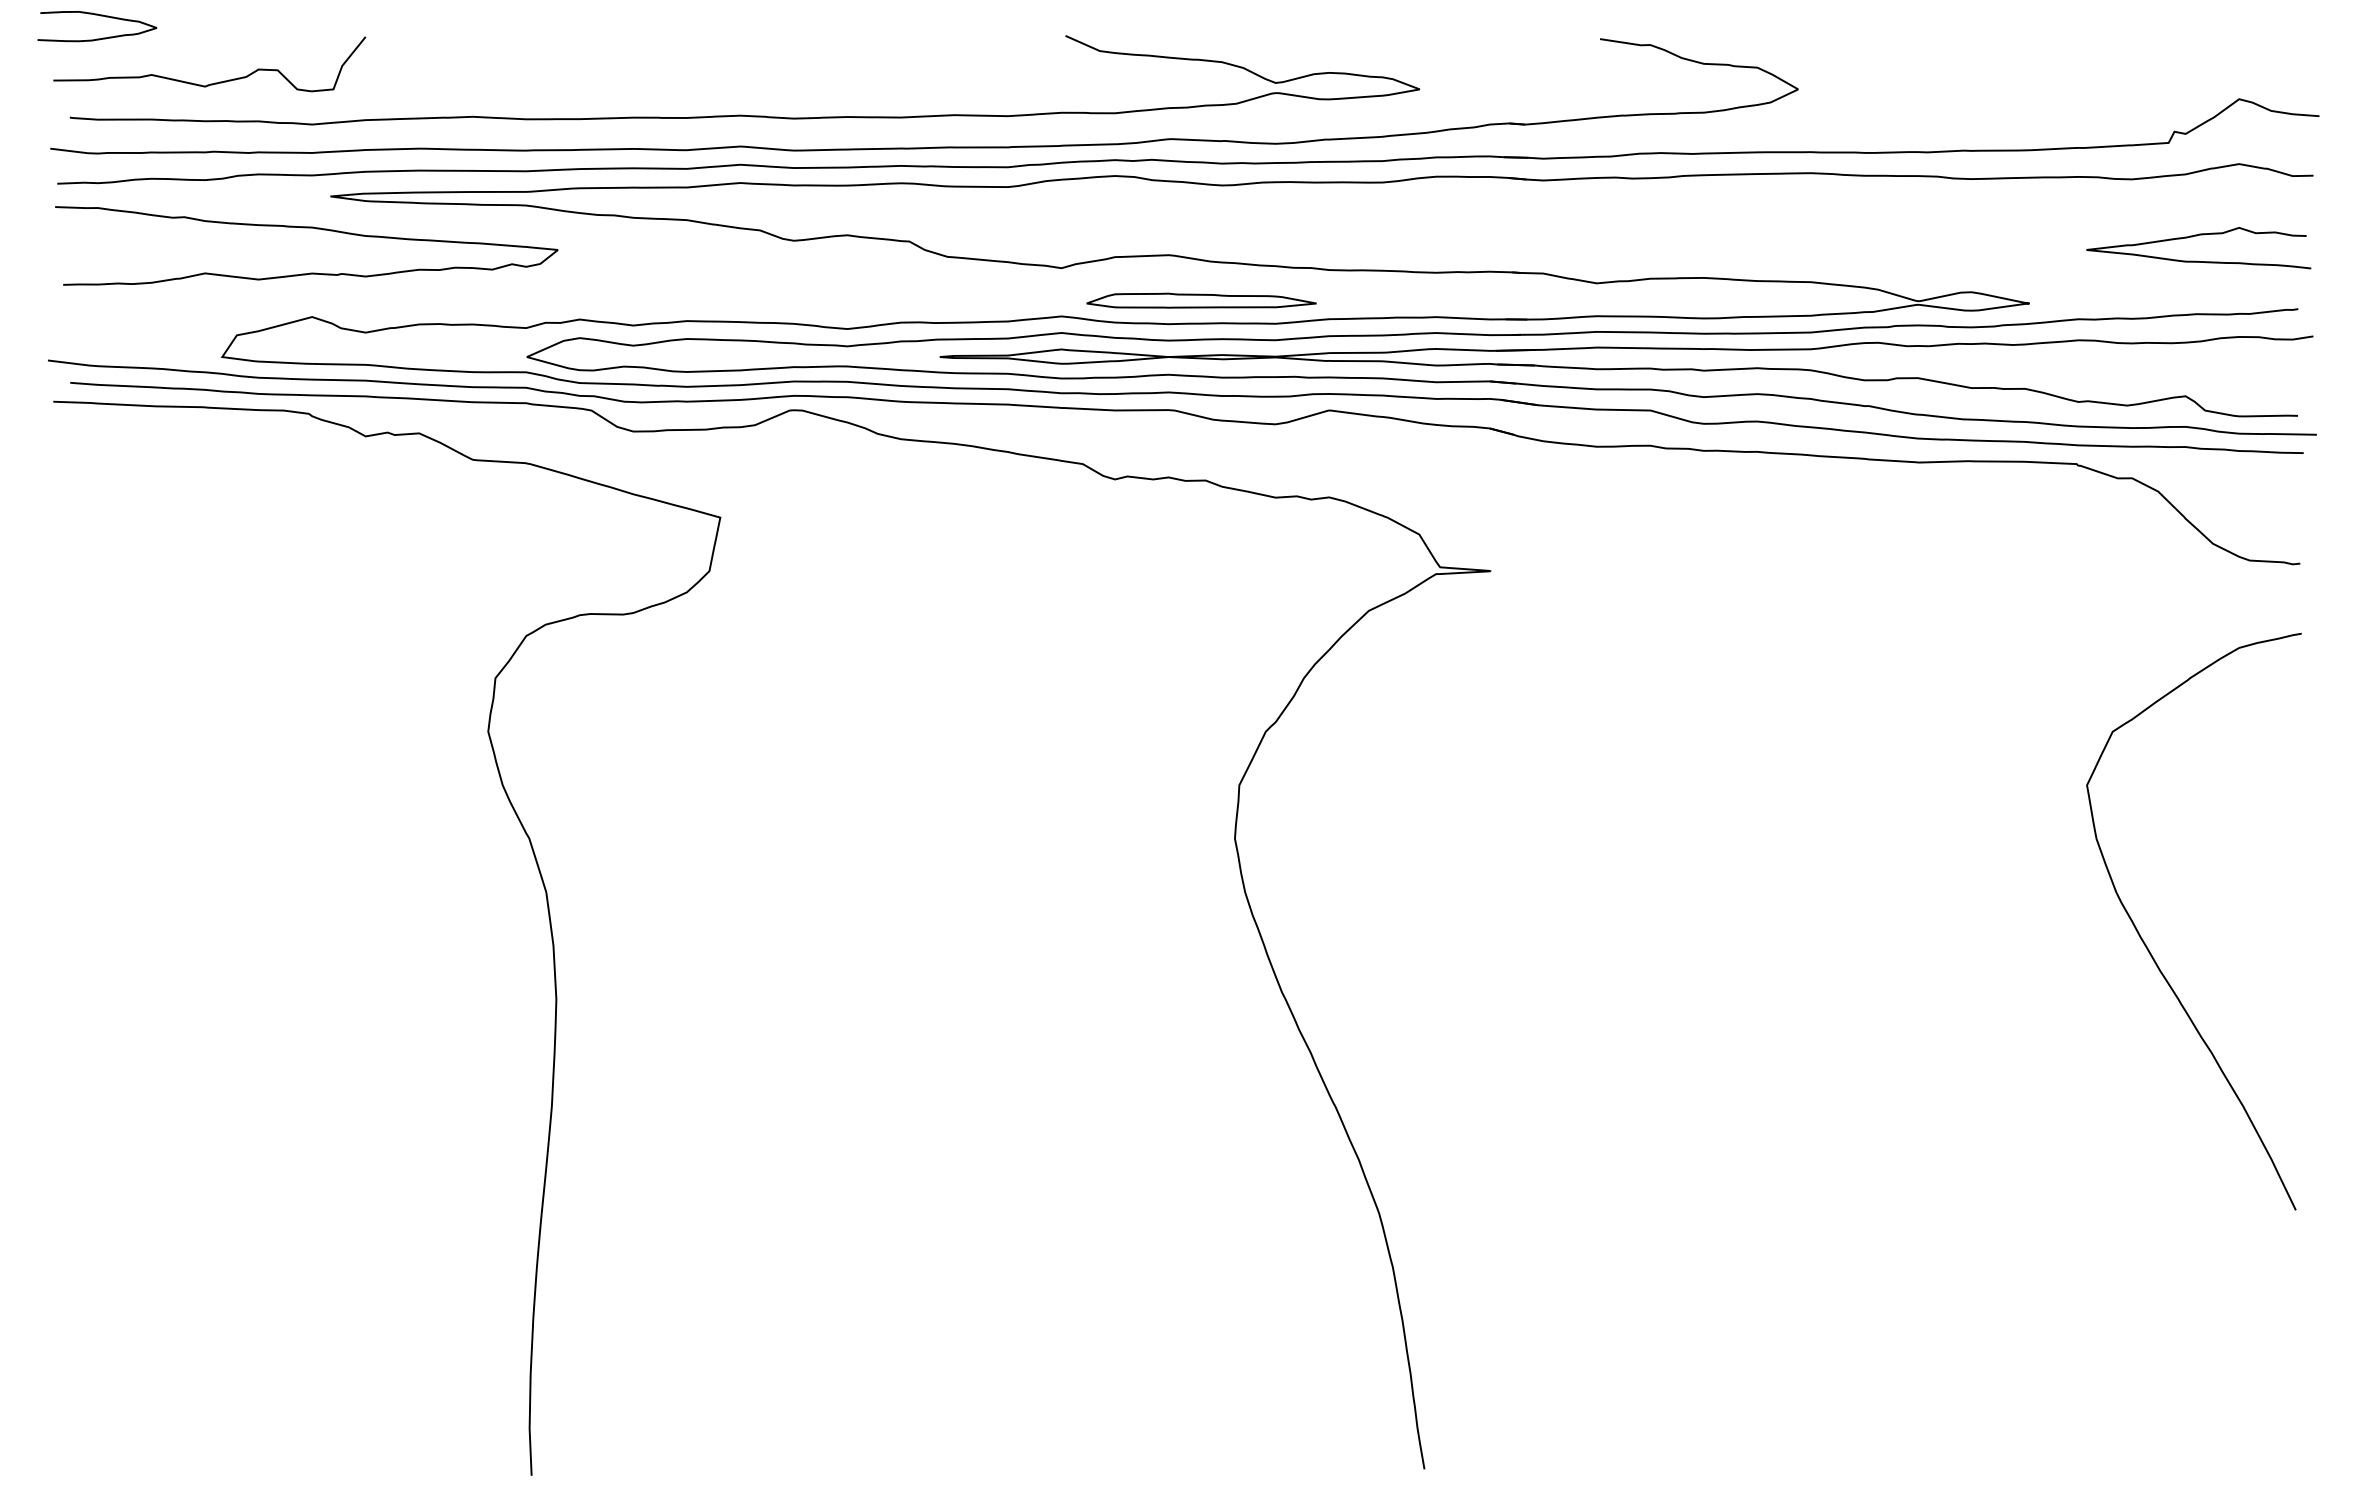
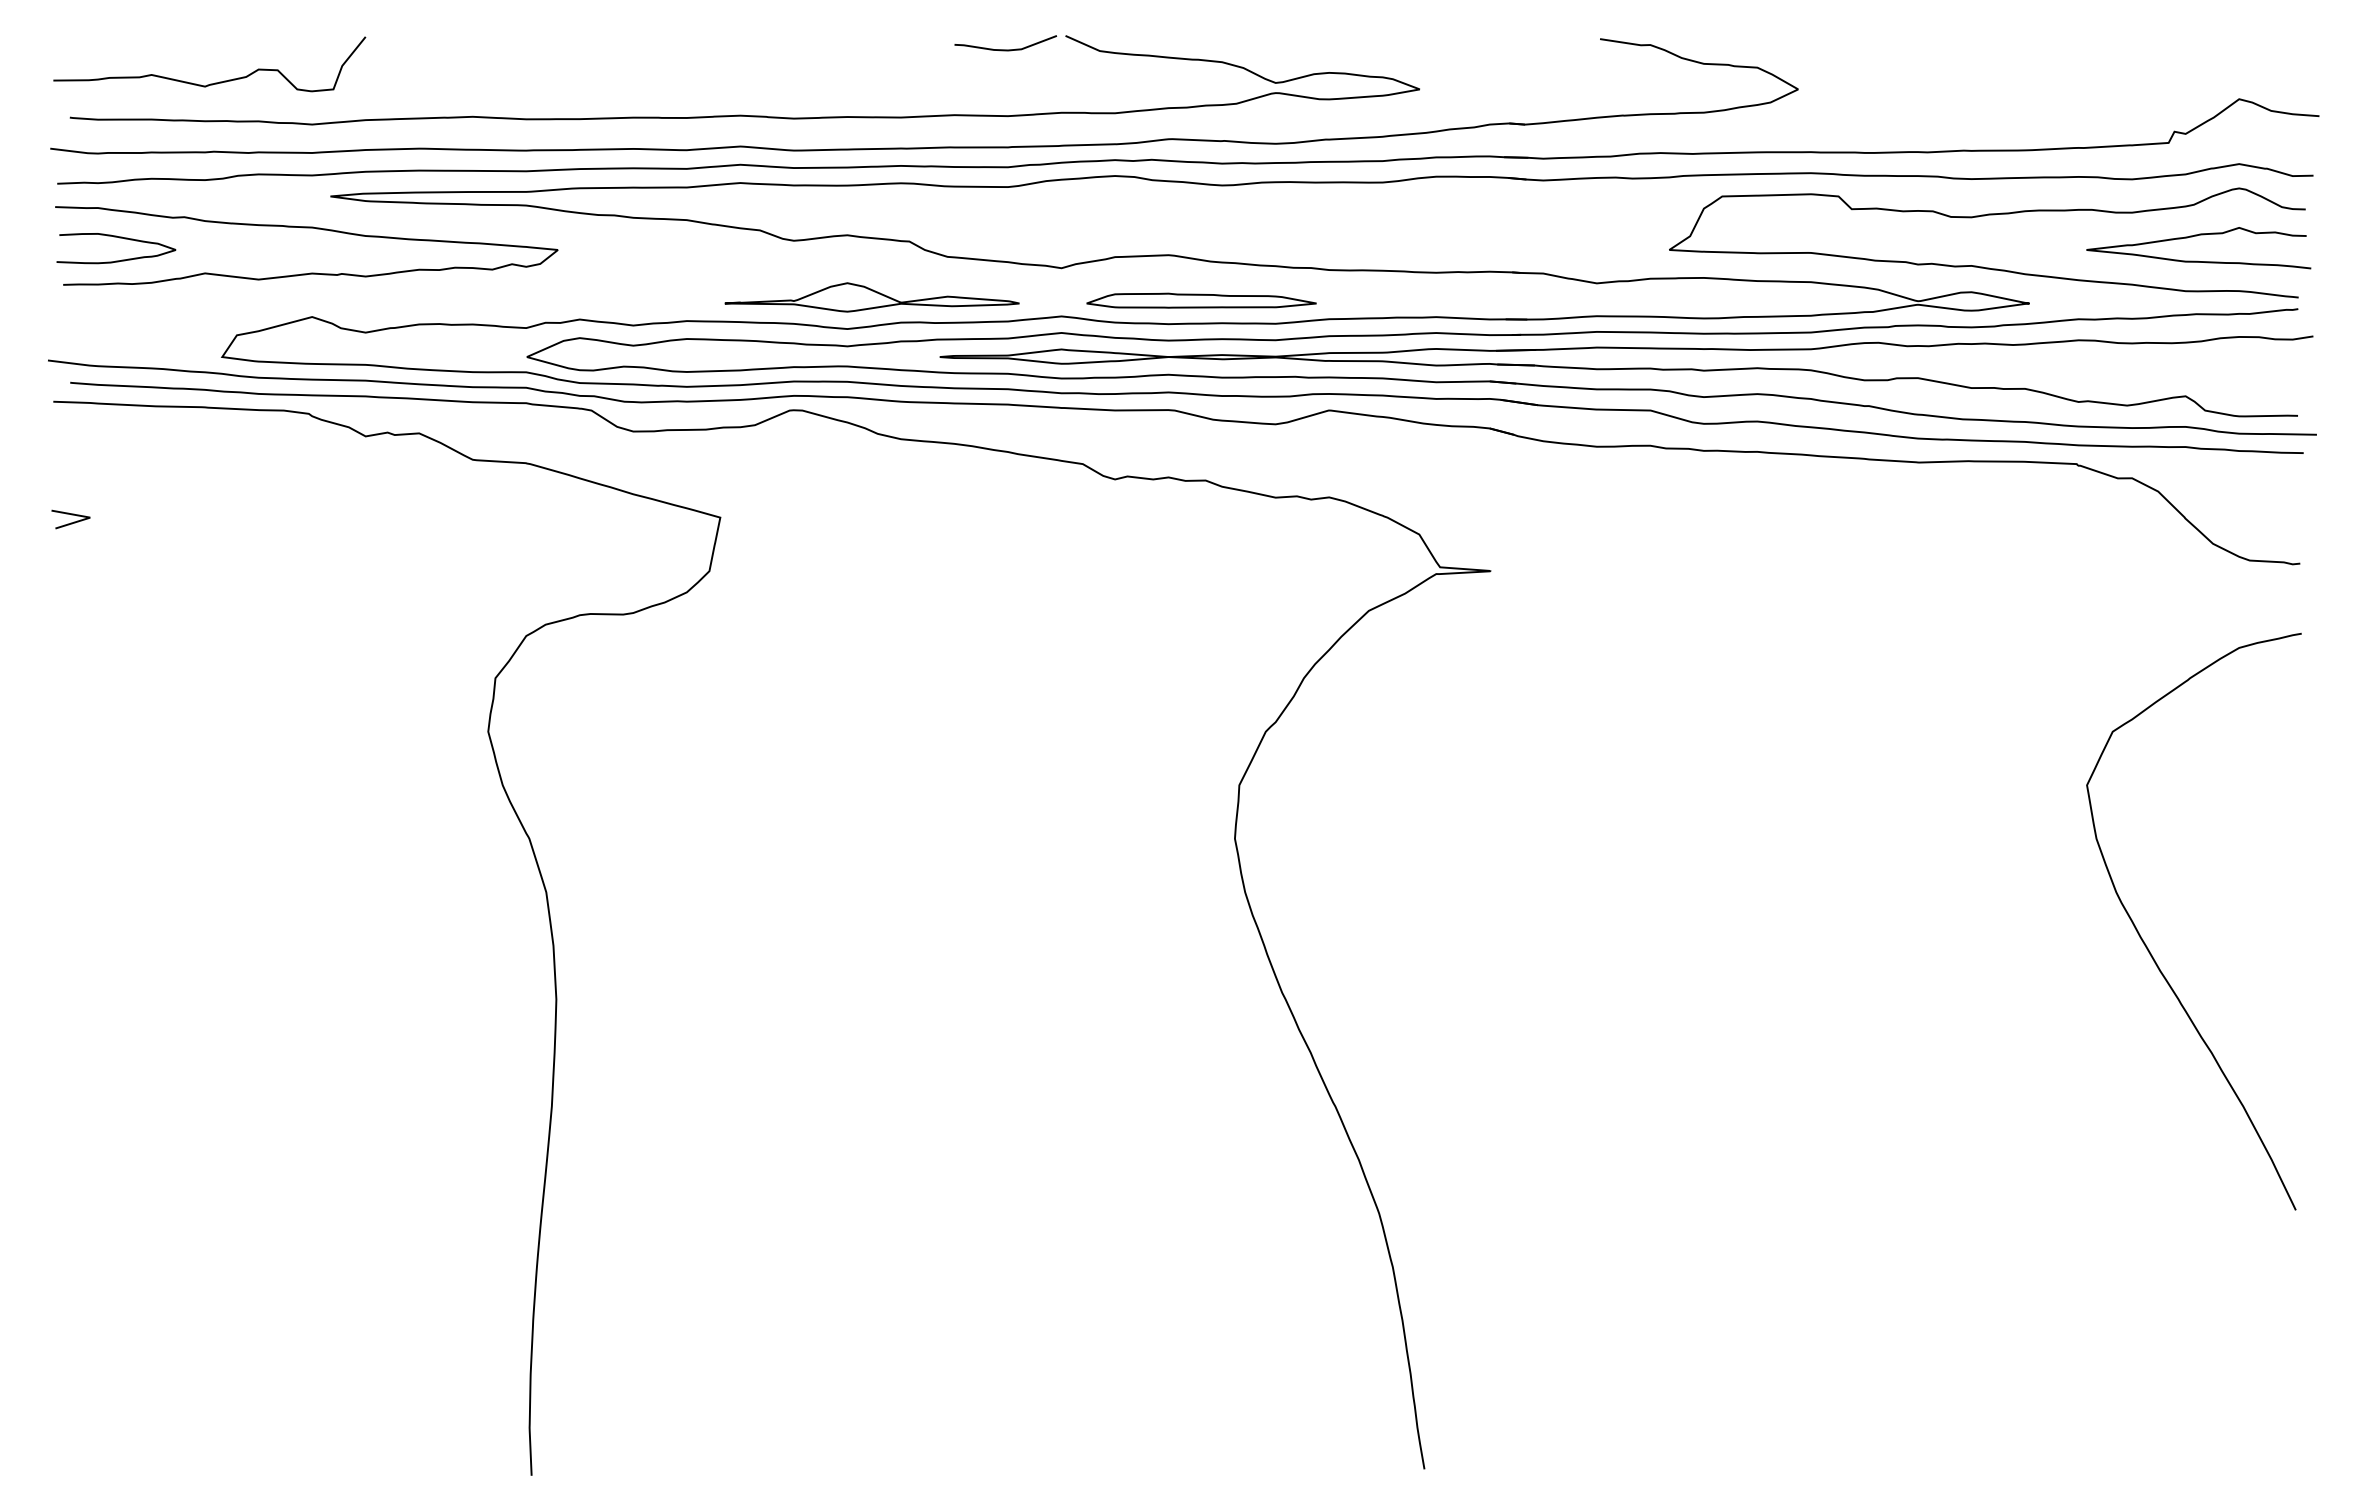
curve position: (100, 16) -> (119, 238) (119, 238)
curve: none -> present (1005, 49)
curve: none -> present (1983, 266)
part: none -> present (871, 297)
line: none -> present (70, 522)
